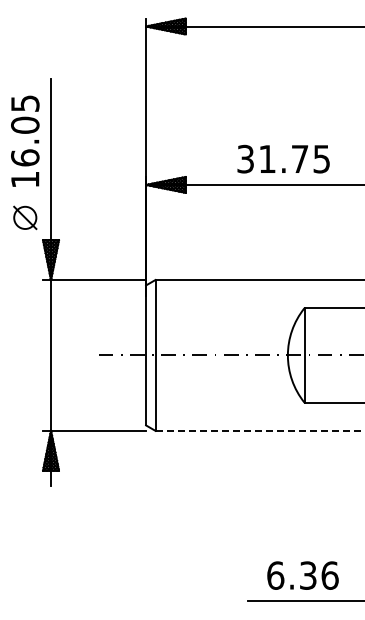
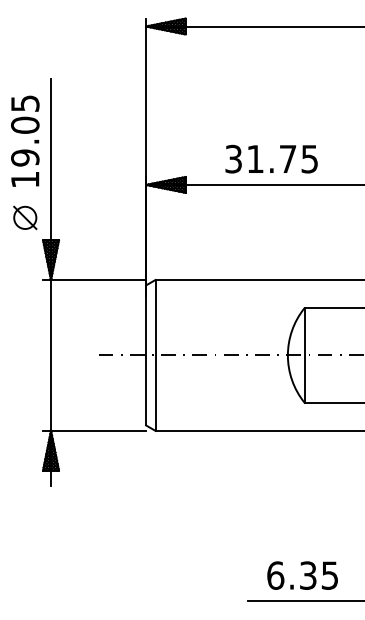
text: 16.05 -> 19.05 (25, 157)
text position: (283, 158) -> (271, 158) (271, 158)
line: dashed -> solid (260, 430)
text: 6.36 -> 6.35 (329, 575)
